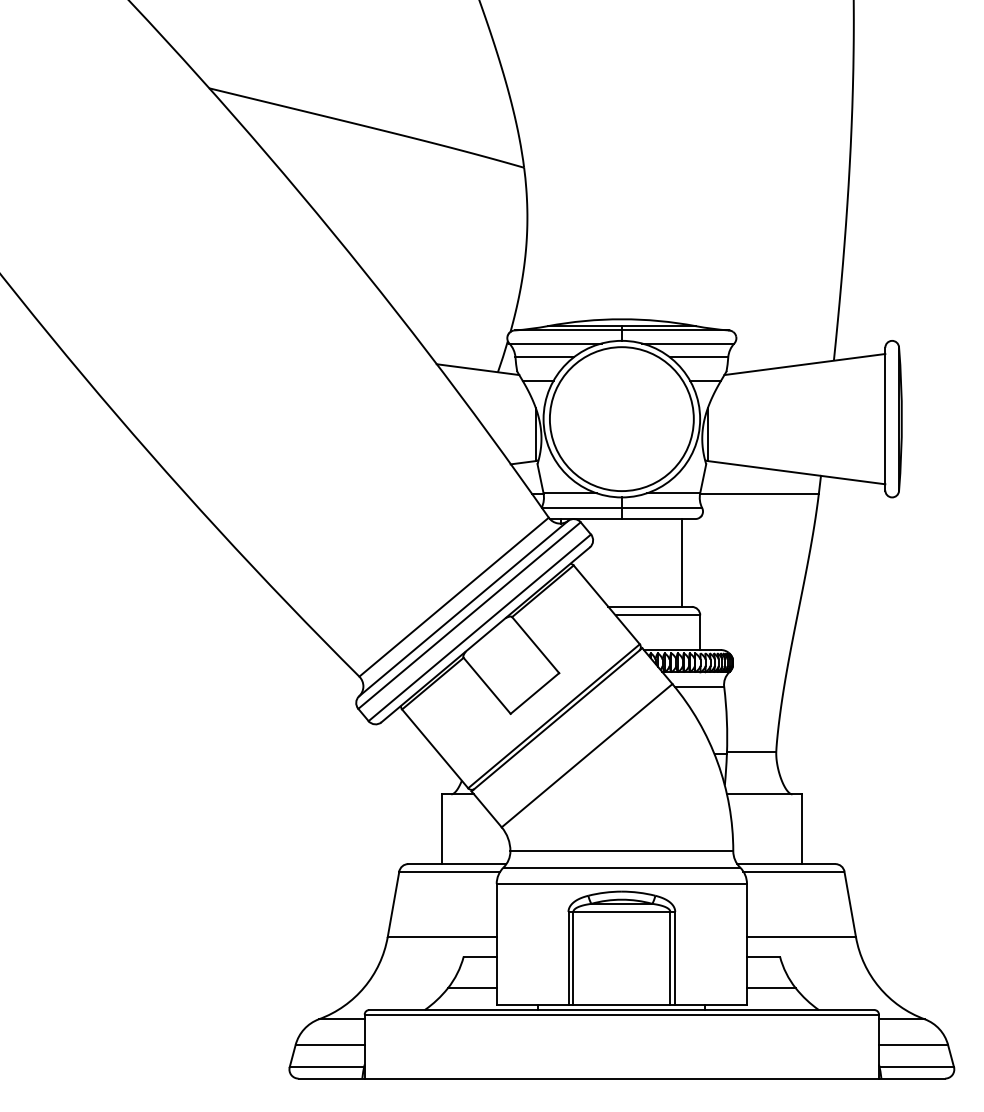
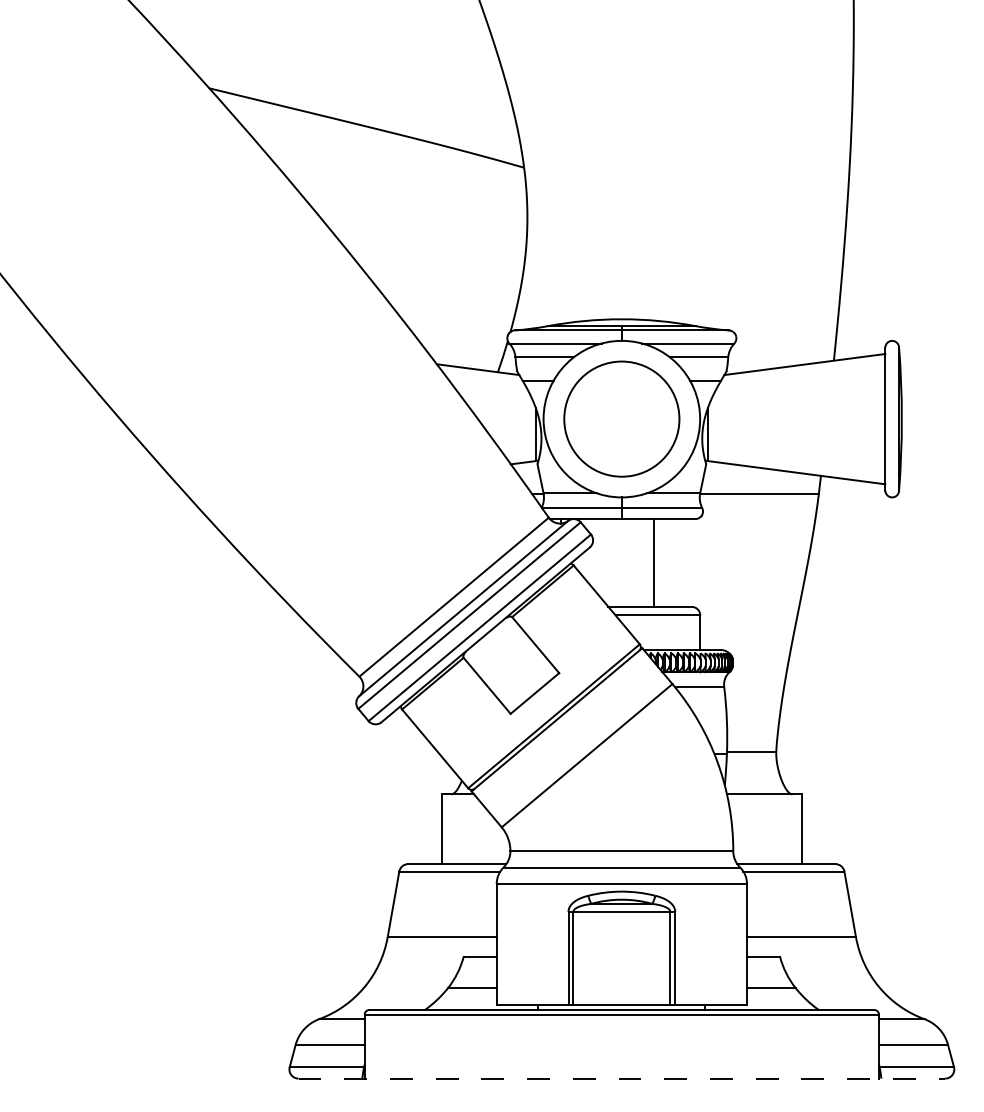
circle diameter: 144 px -> 115 px (621, 418)
line position: (682, 562) -> (654, 562) (654, 562)
line: solid -> dashed (622, 1078)
